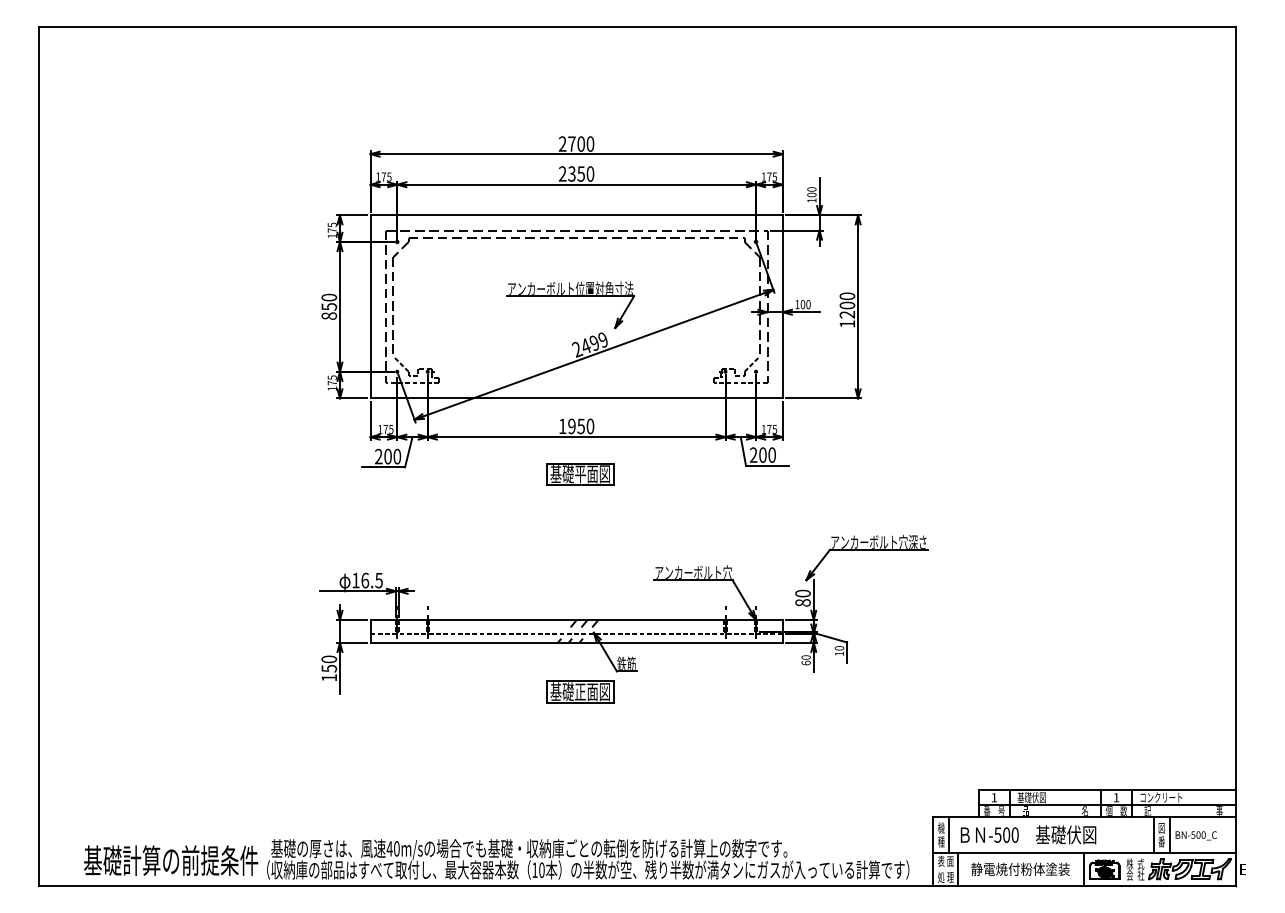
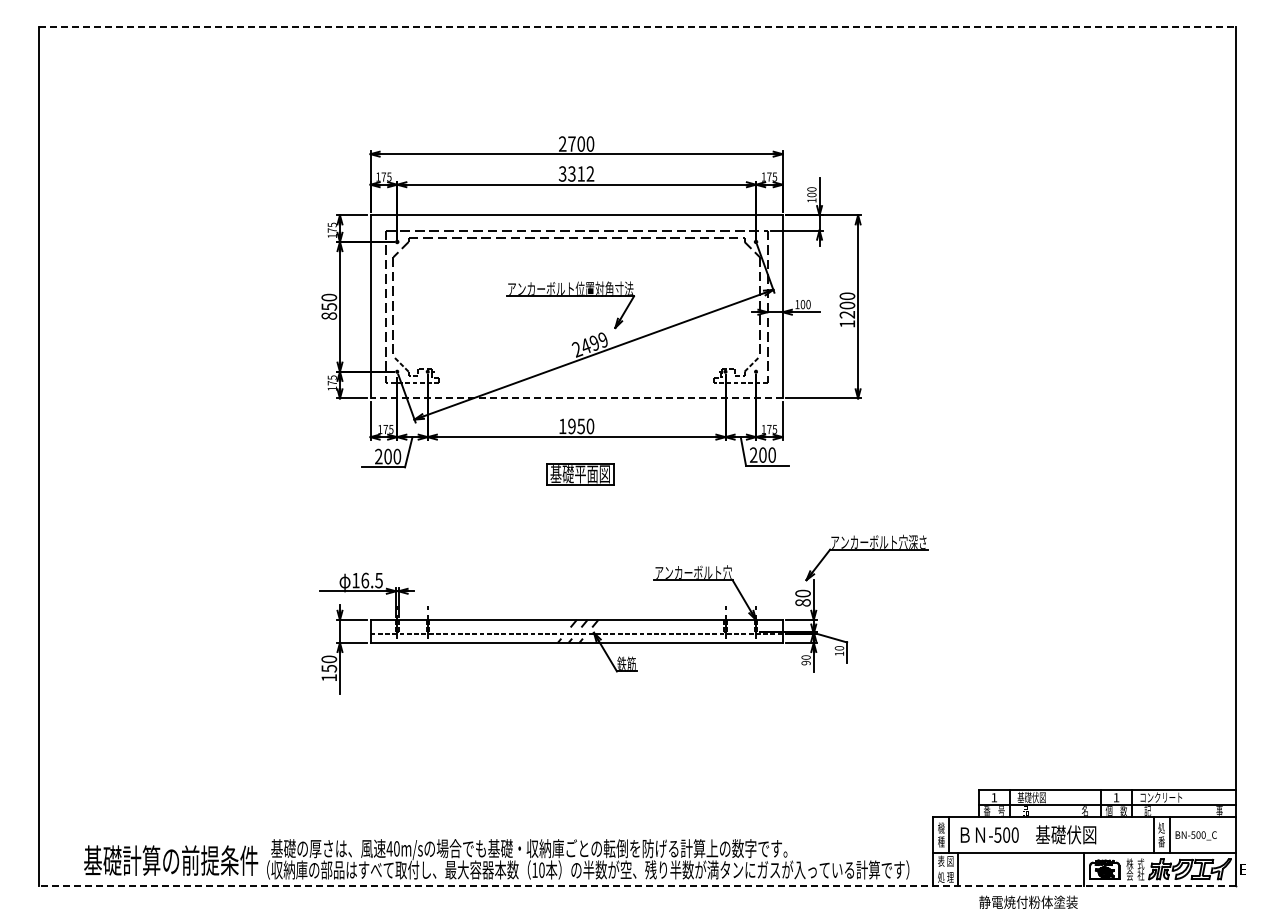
line: solid -> dashed (637, 27)
text: 2350 -> 3312 (576, 173)
line: solid -> dashed (576, 398)
text: 60 -> 90 (805, 662)
part: present -> none (580, 691)
text: 図 -> 処 (1161, 827)
text: 面 -> 図 (950, 861)
text position: (1020, 868) -> (1028, 901) (1028, 901)
line: solid -> dashed (637, 885)
